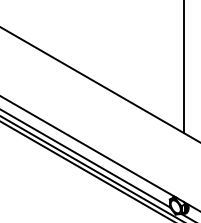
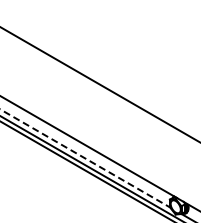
line: present -> none (183, 67)
line: solid -> dashed (85, 158)
